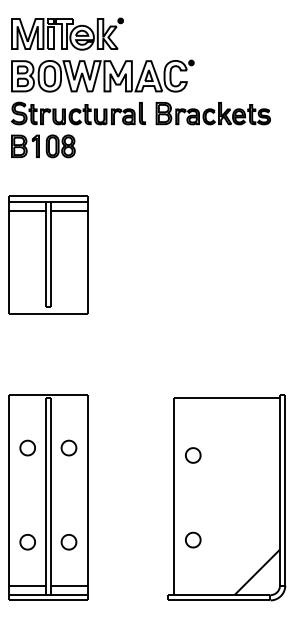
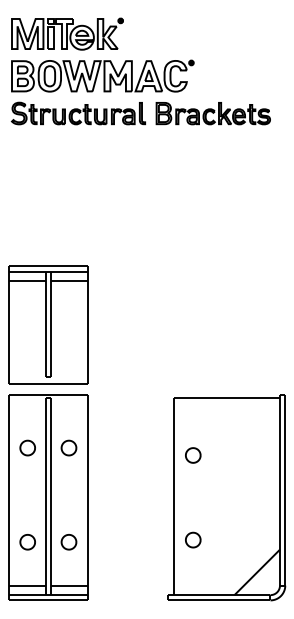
part: present -> none (43, 146)
part position: (48, 254) -> (48, 324) (48, 324)
